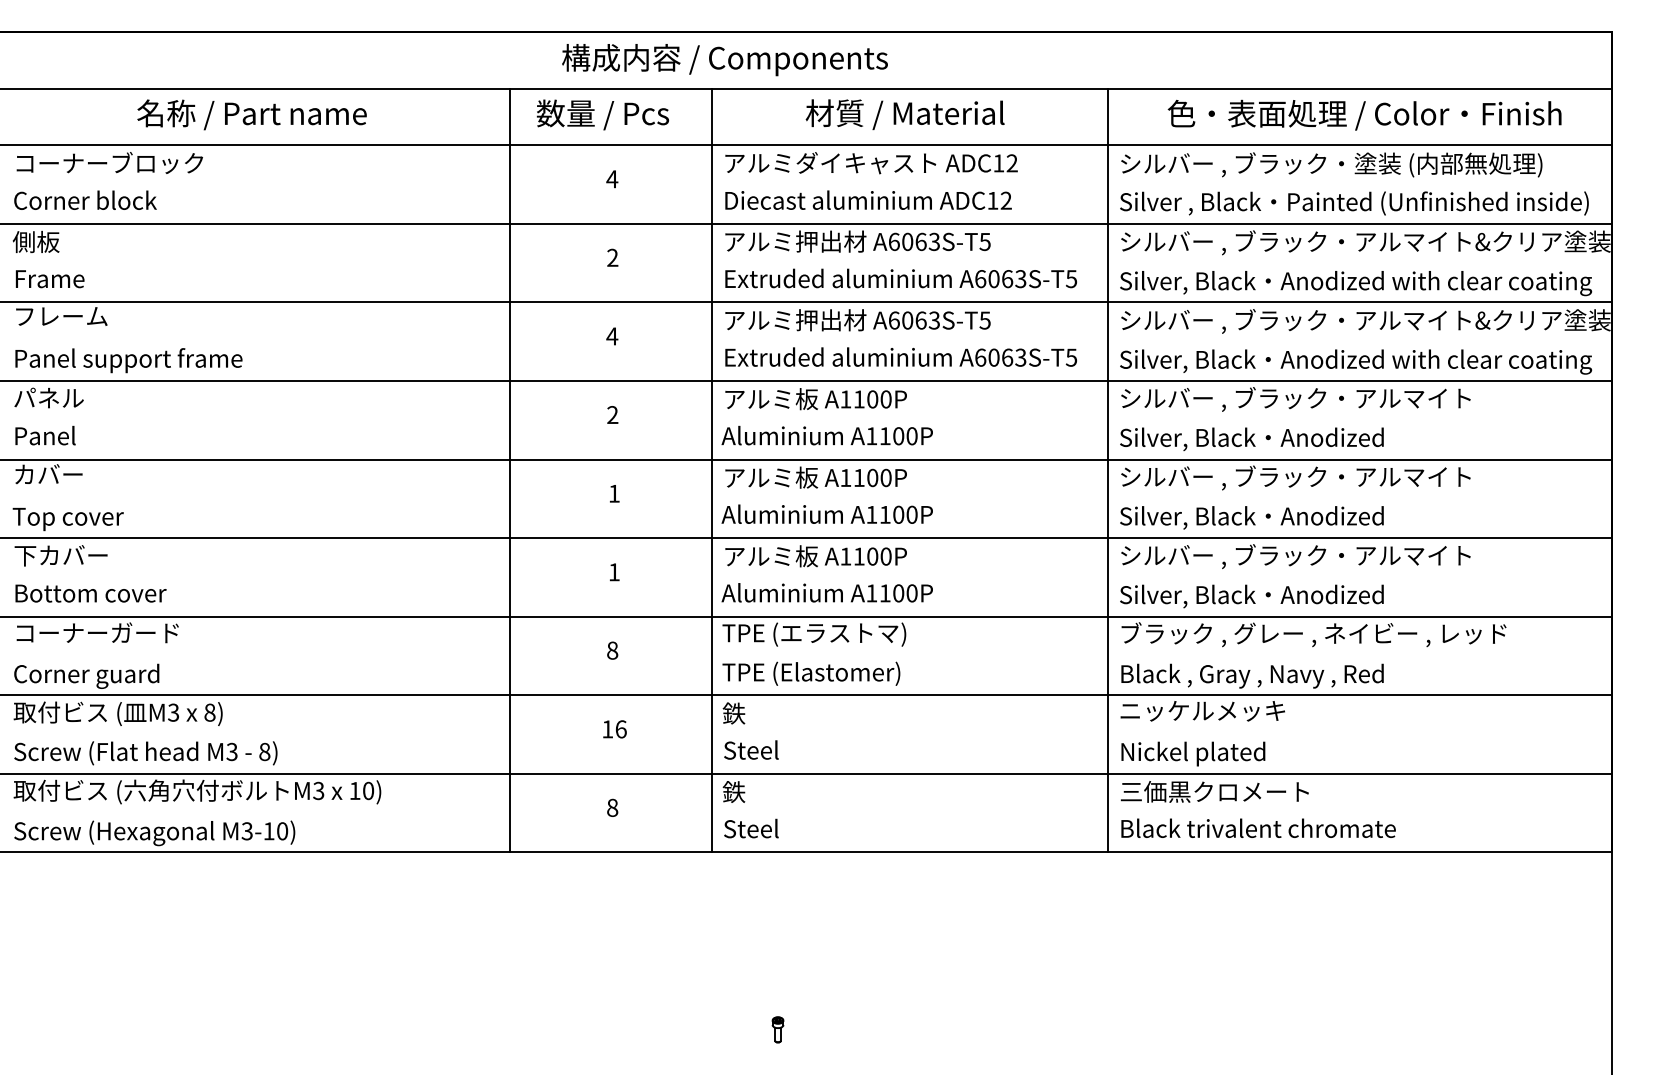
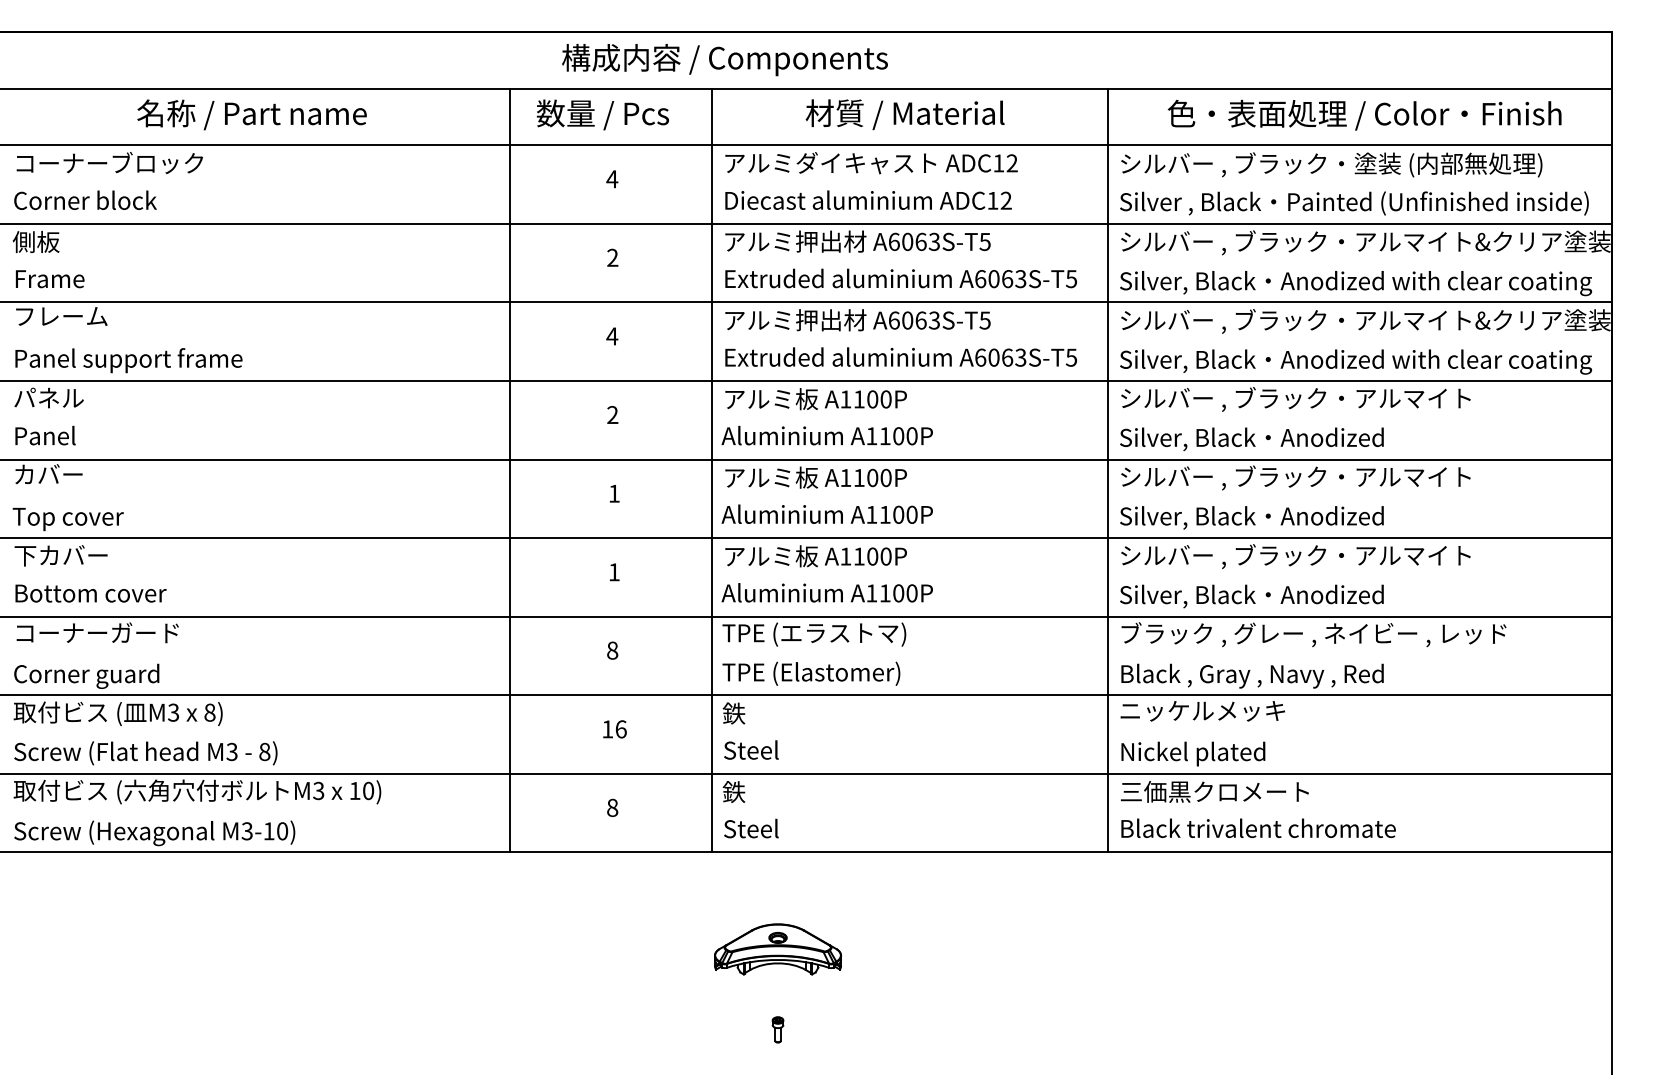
part: none -> present (777, 949)
